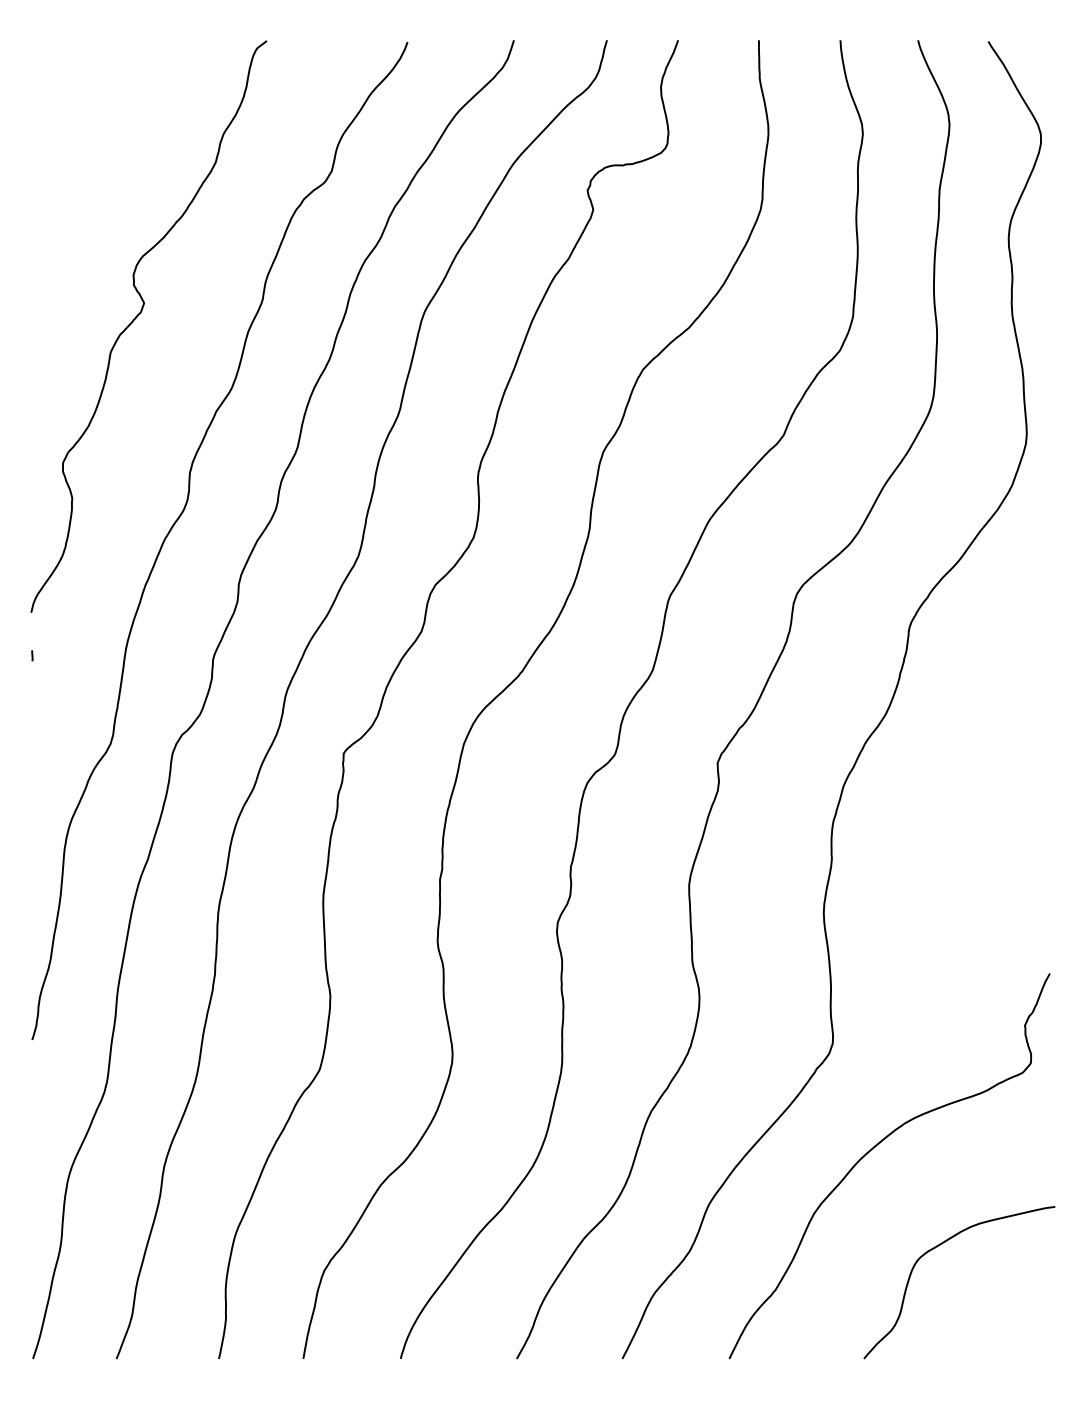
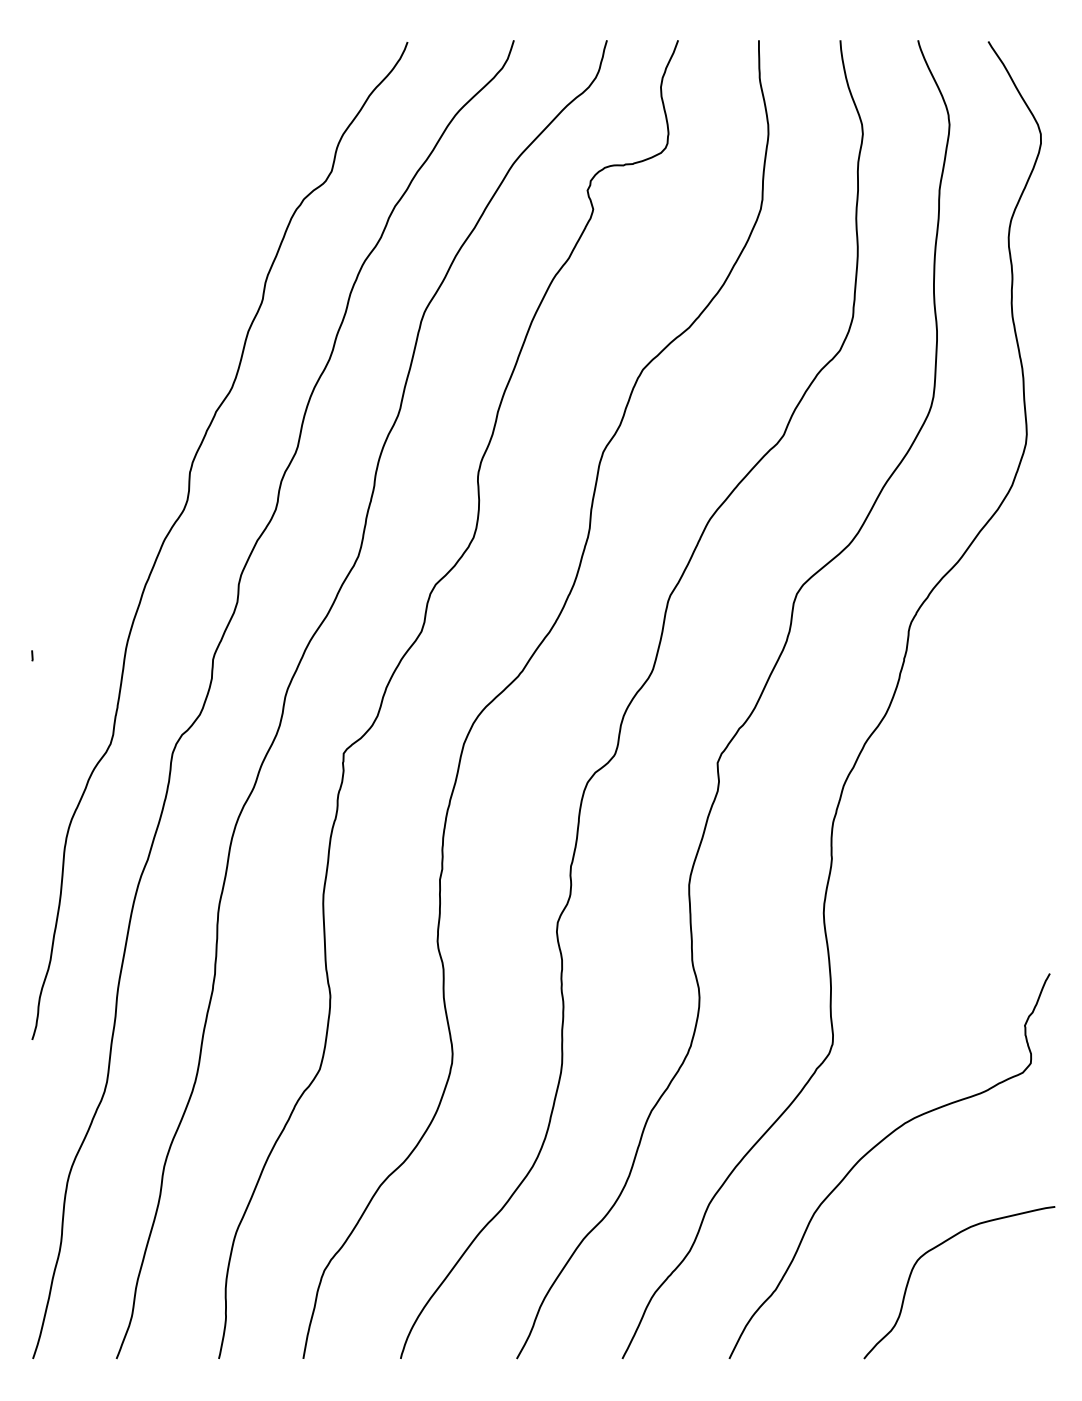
curve: present -> none (138, 316)
